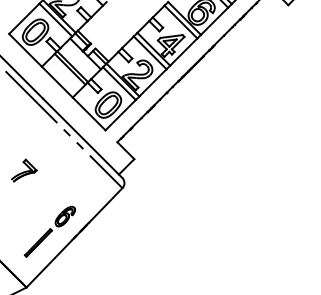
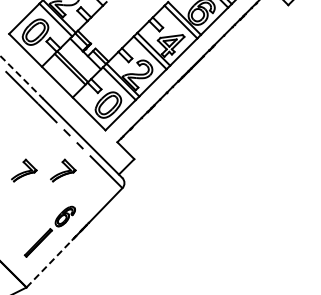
line: solid -> dashed (22, 77)
part: none -> present (63, 170)
line: solid -> dashed (49, 264)
